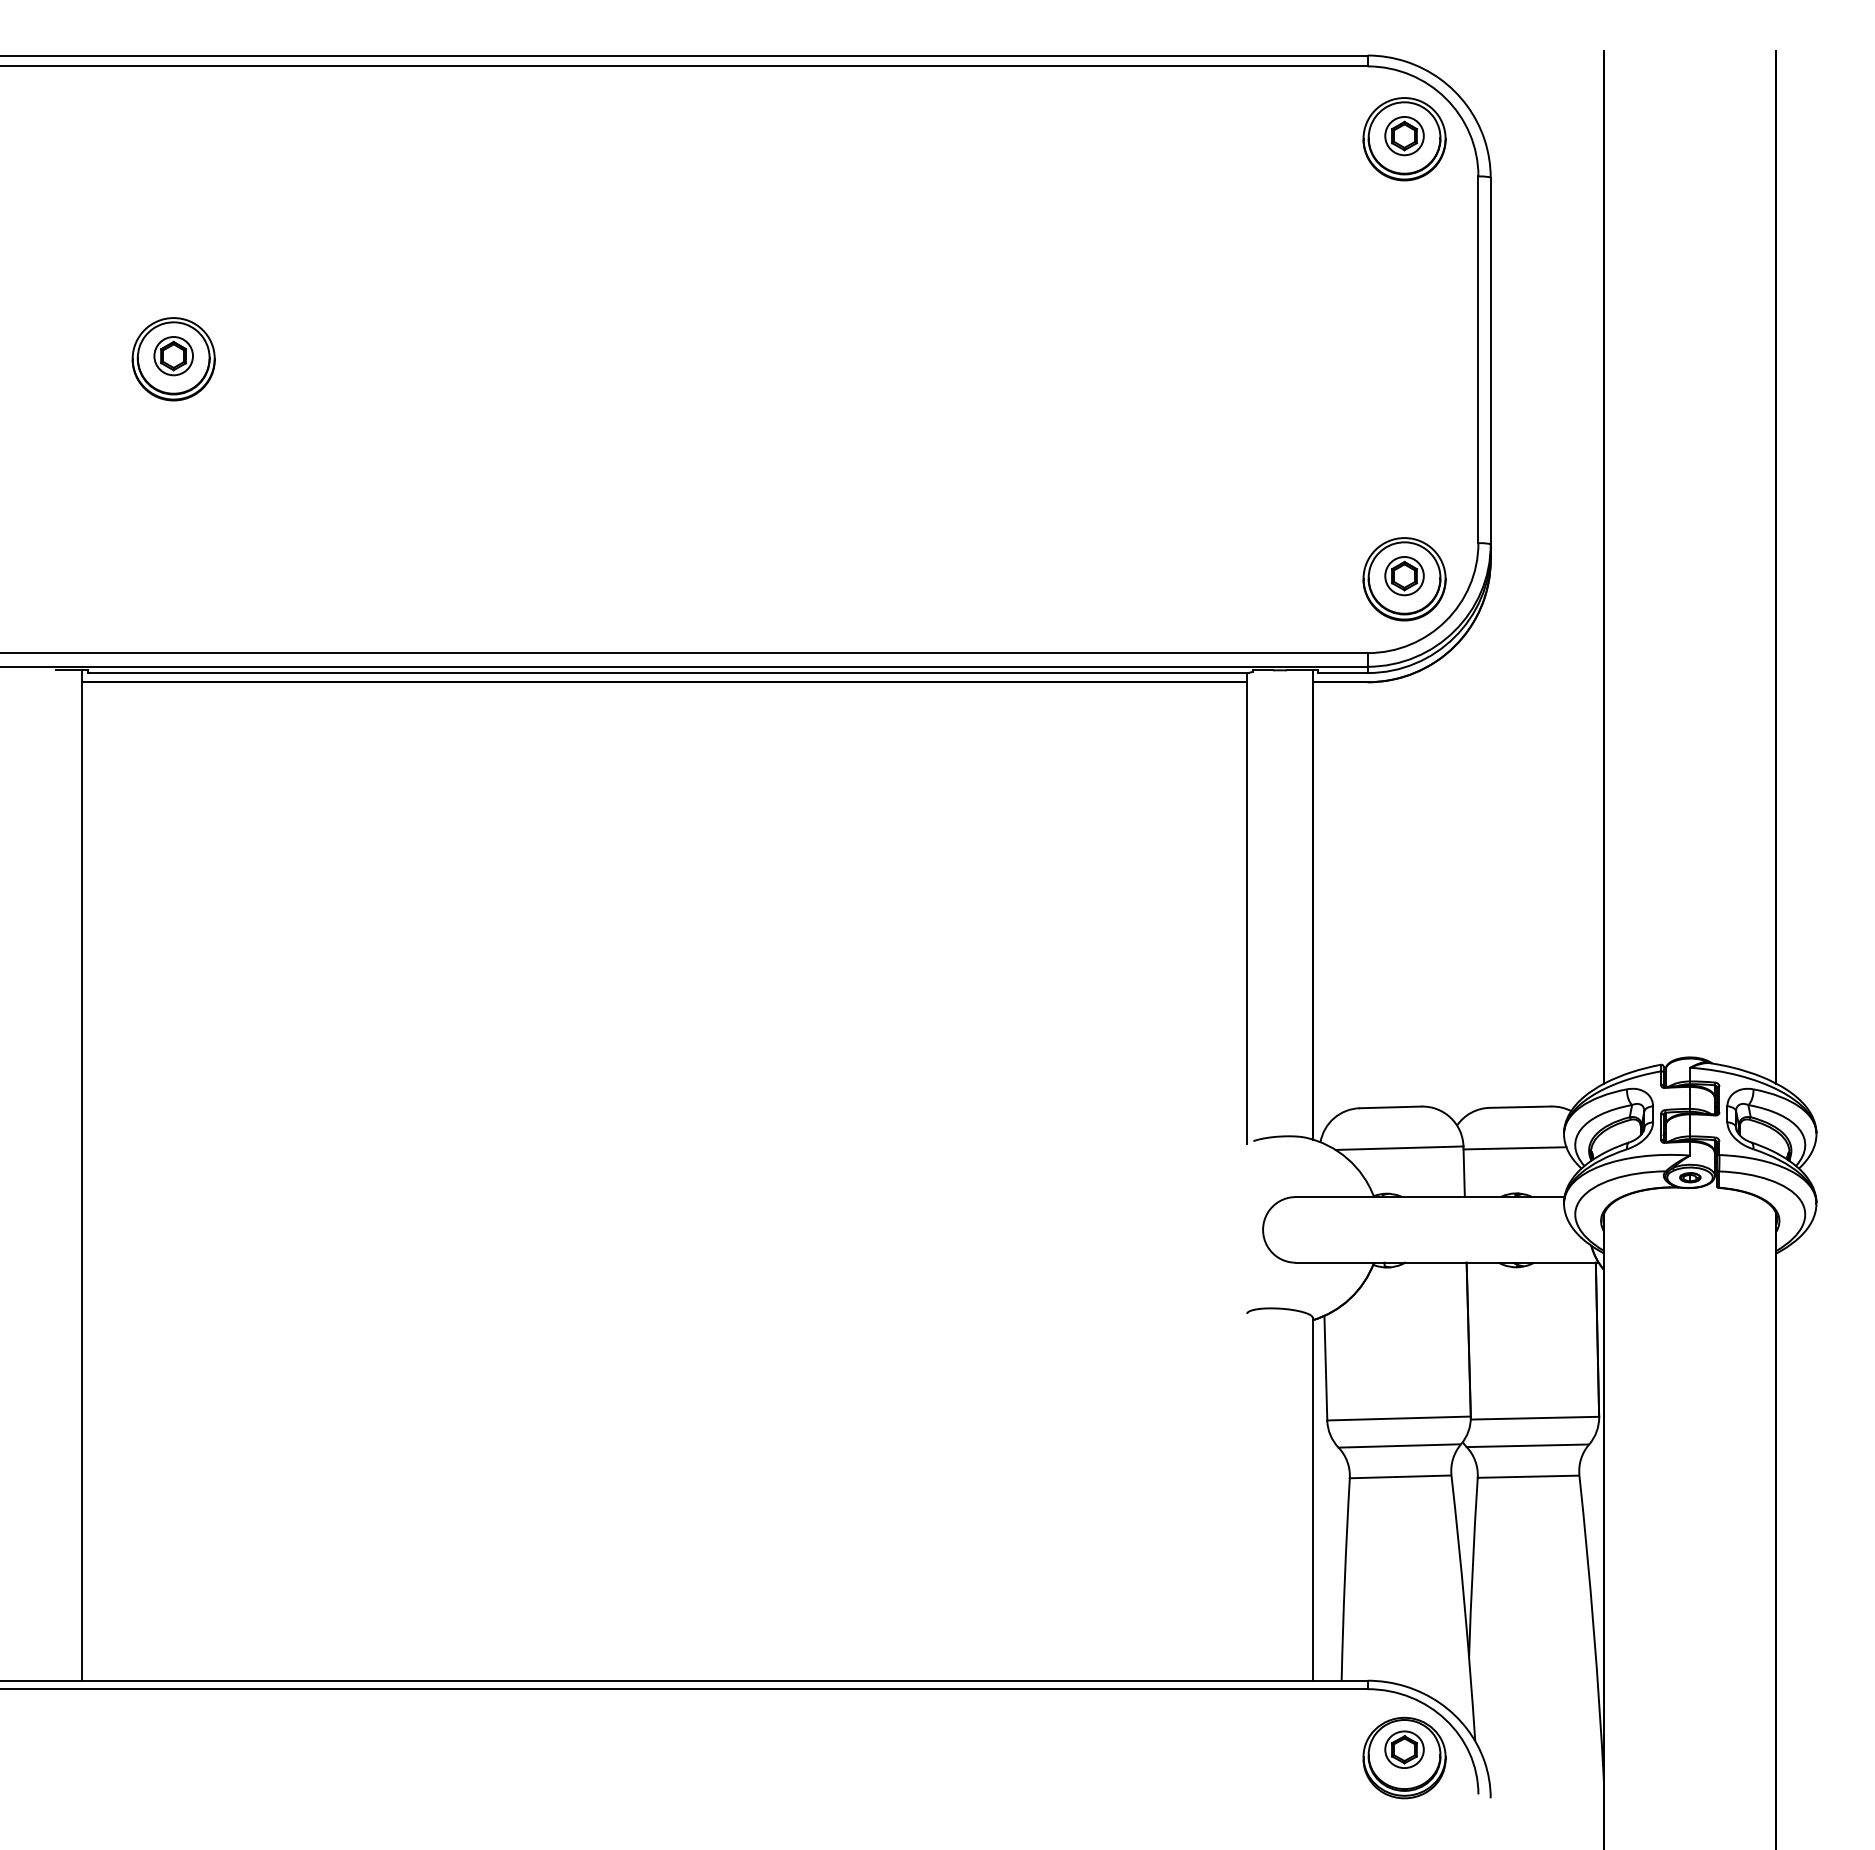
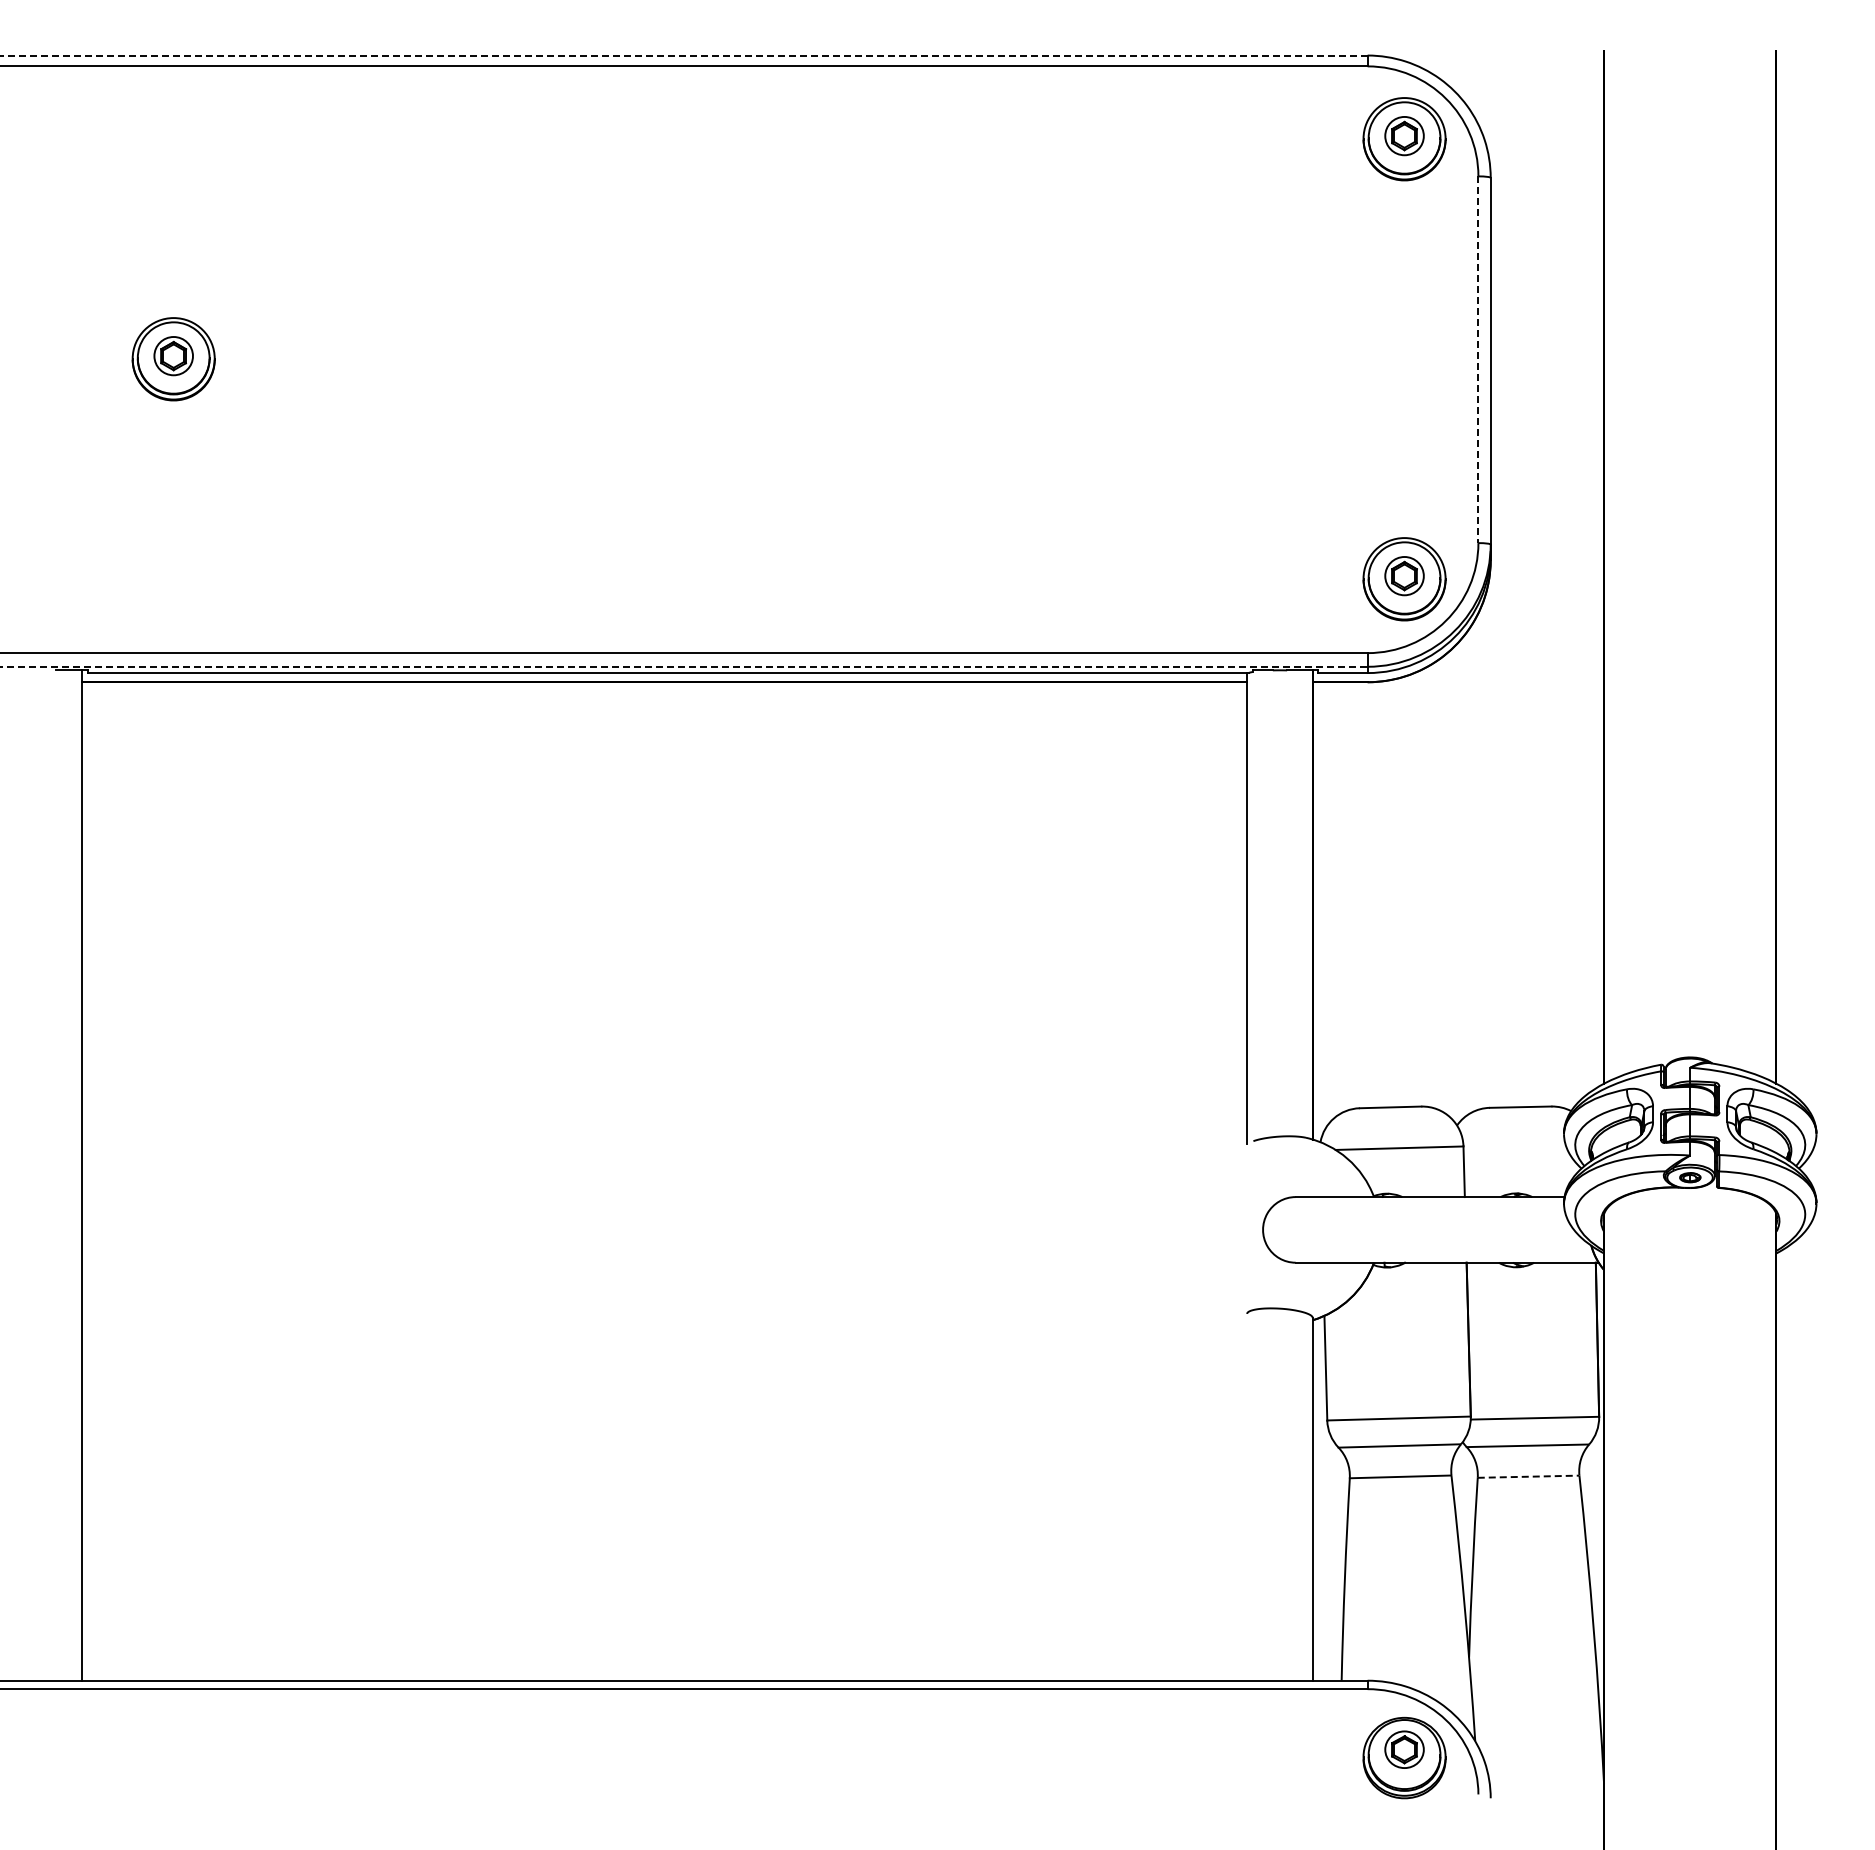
line: solid -> dashed (683, 55)
line: solid -> dashed (1478, 360)
line: solid -> dashed (684, 666)
line: present -> none (1514, 1148)
line: solid -> dashed (1528, 1476)
